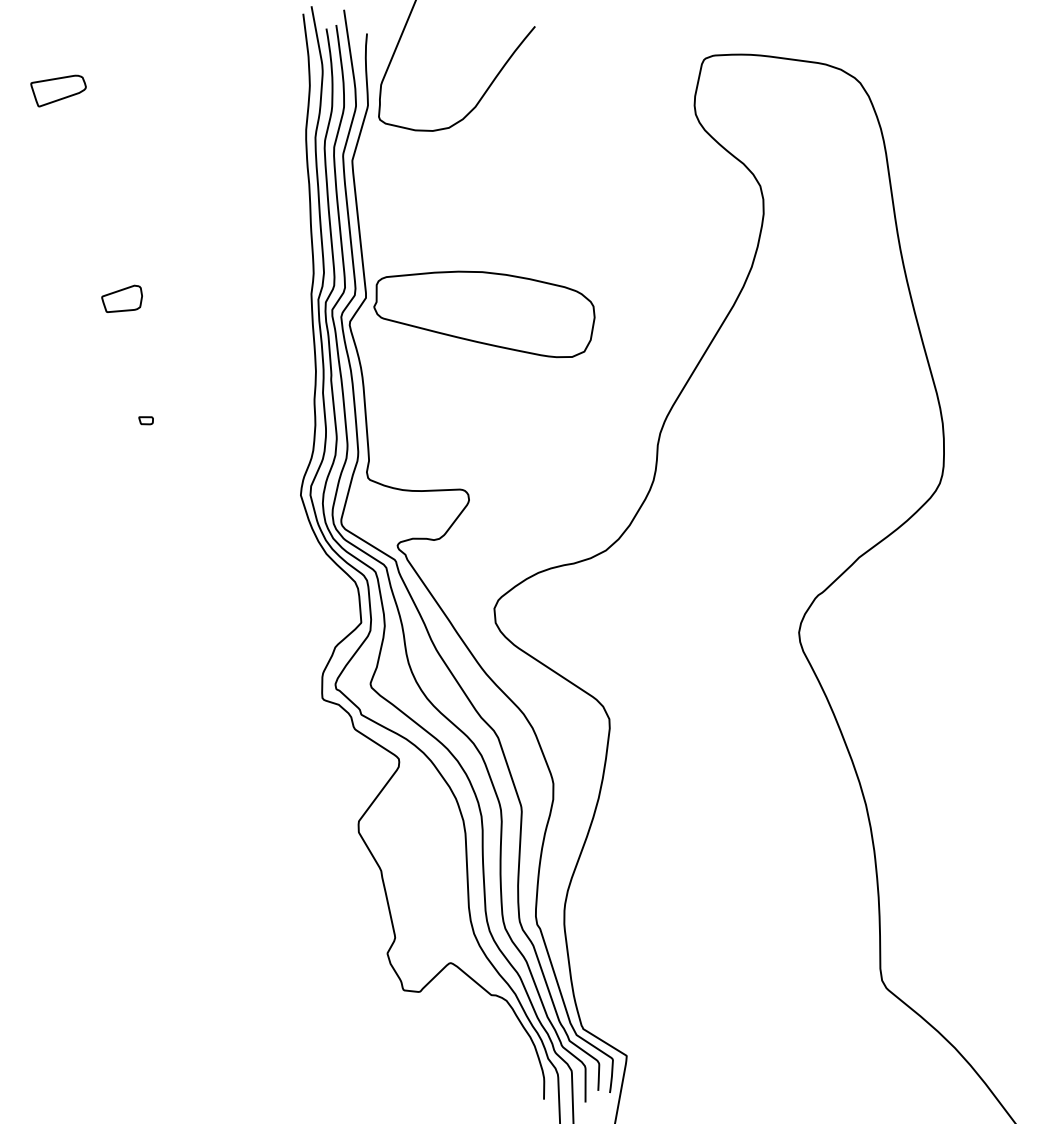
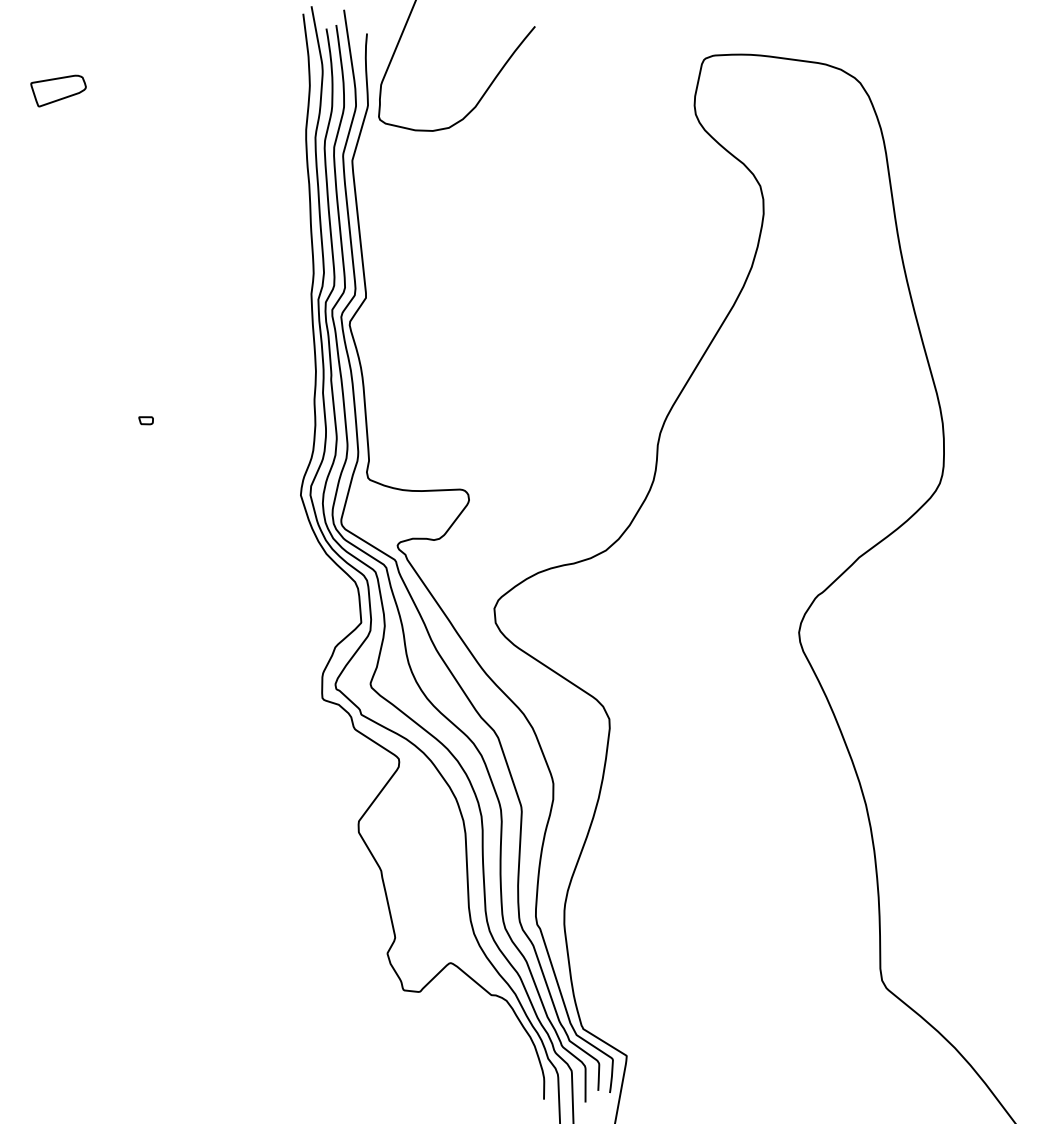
part: present -> none (121, 298)
part: present -> none (484, 314)
